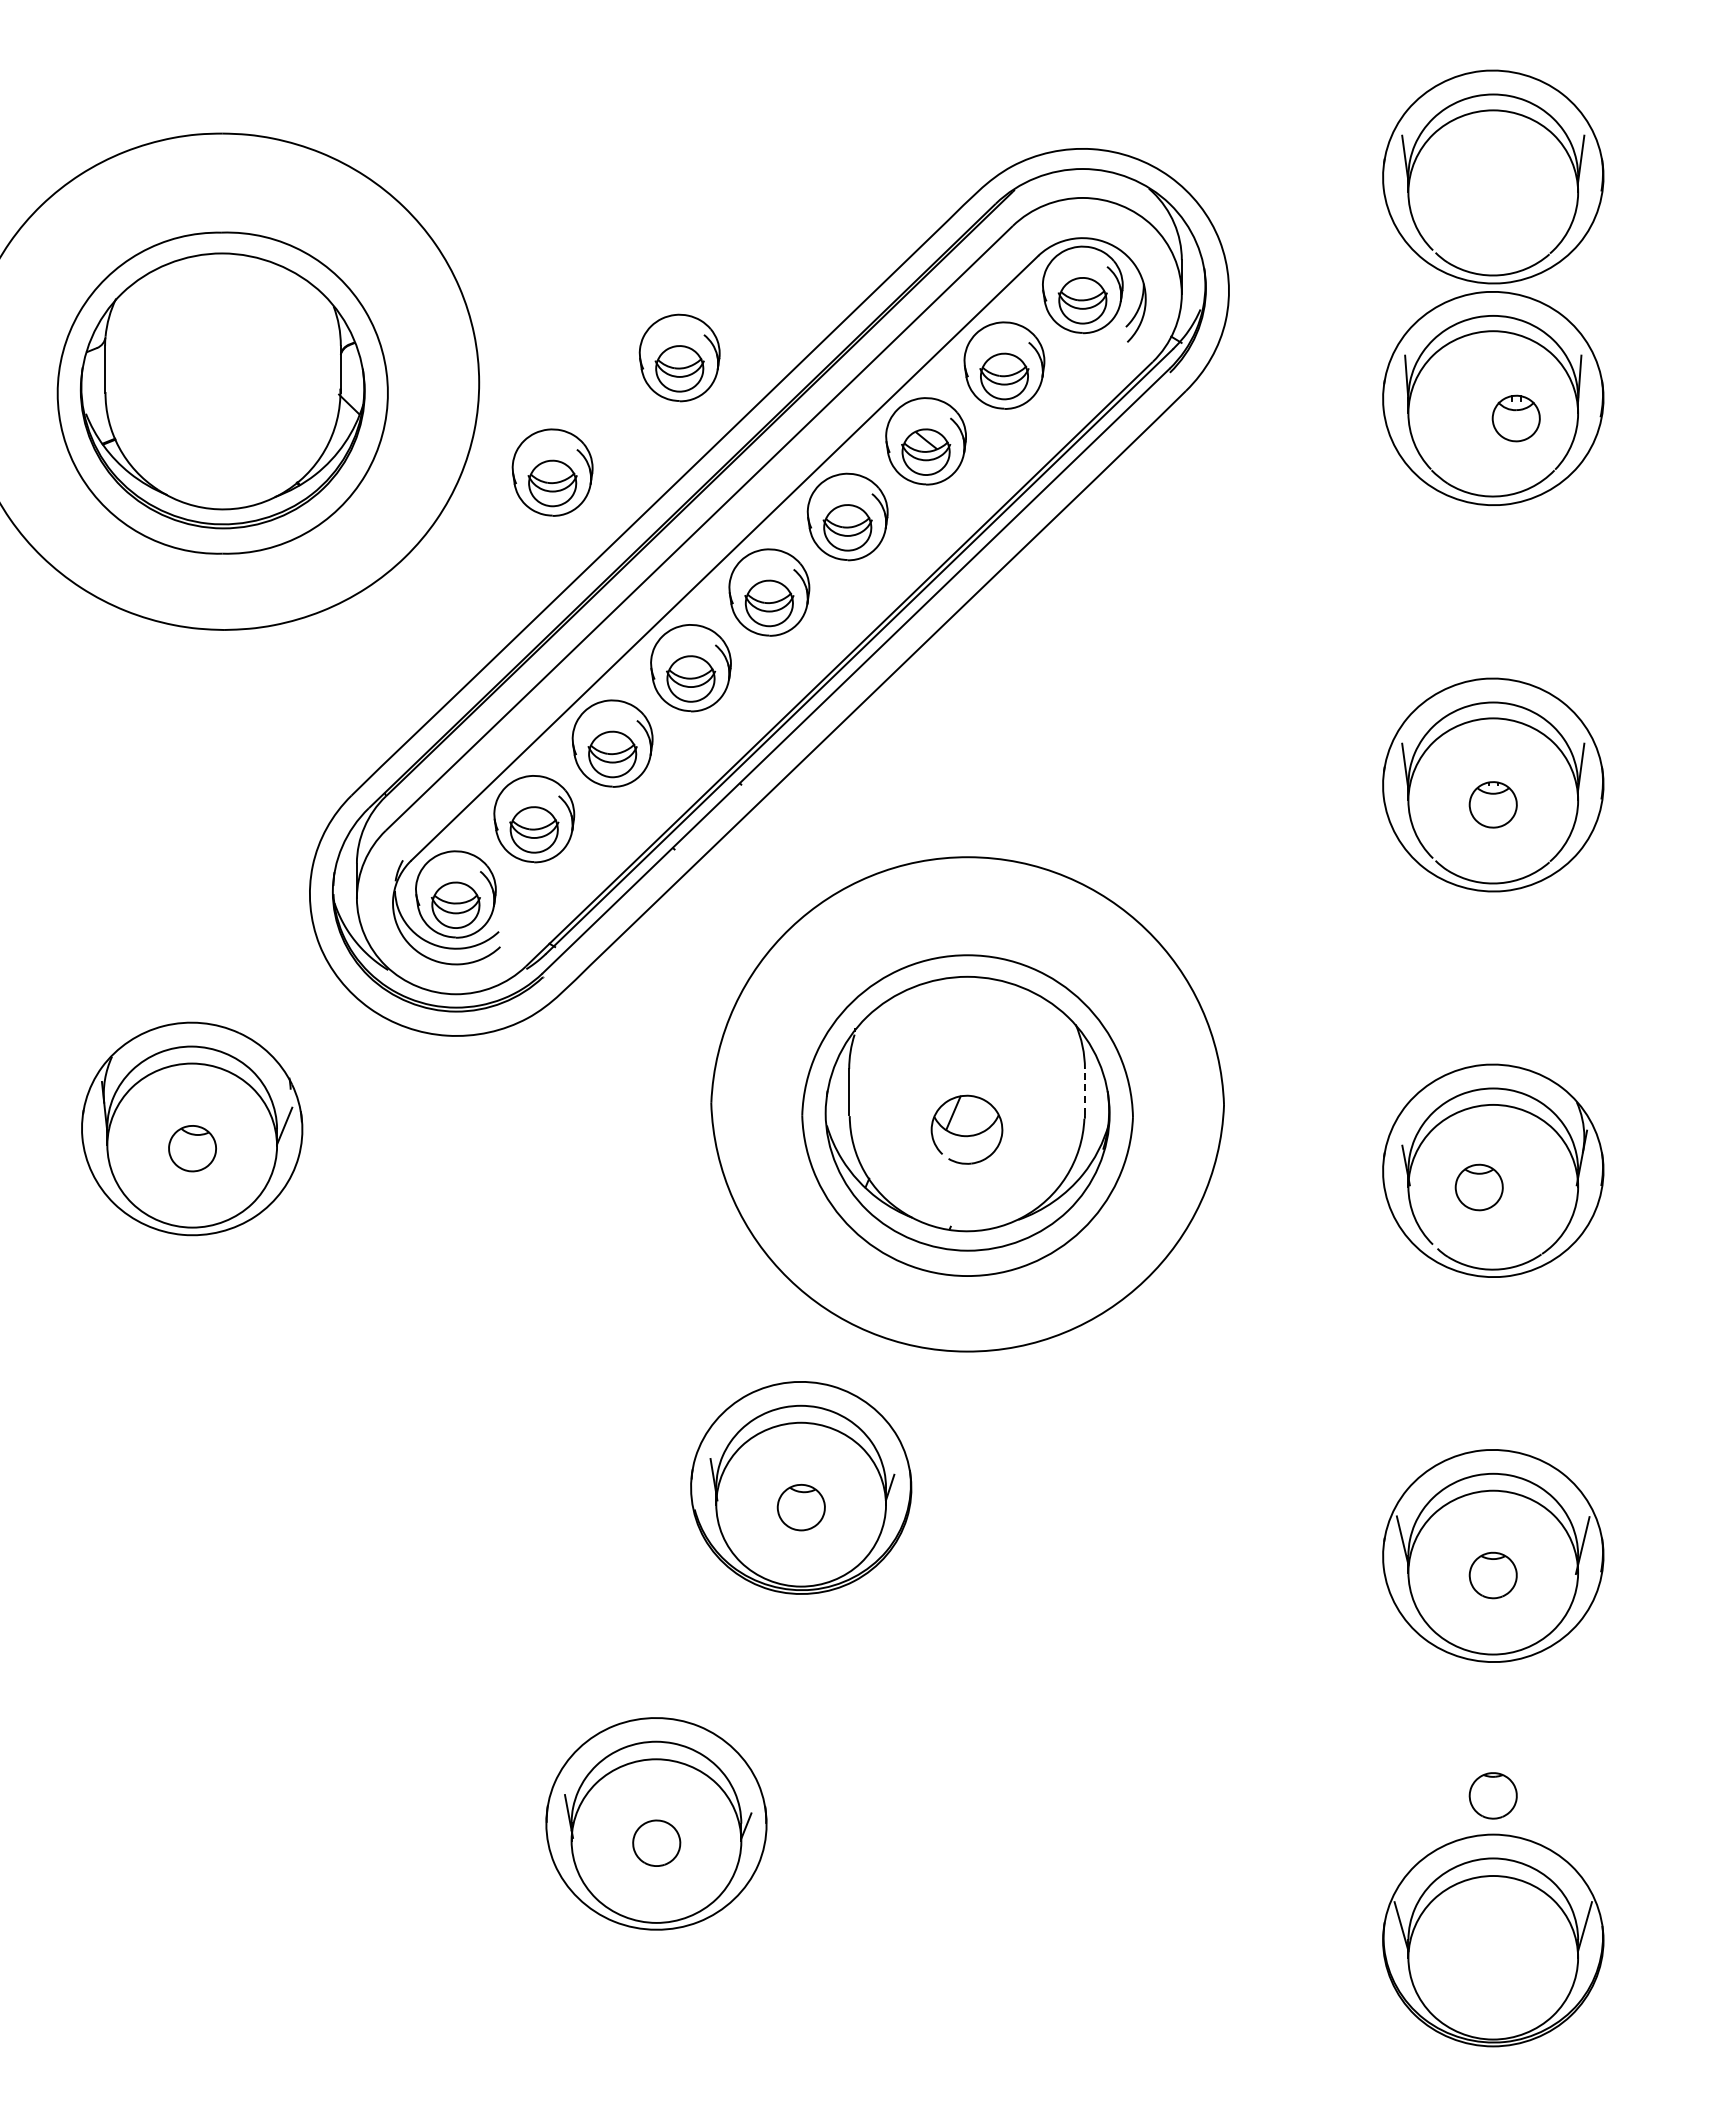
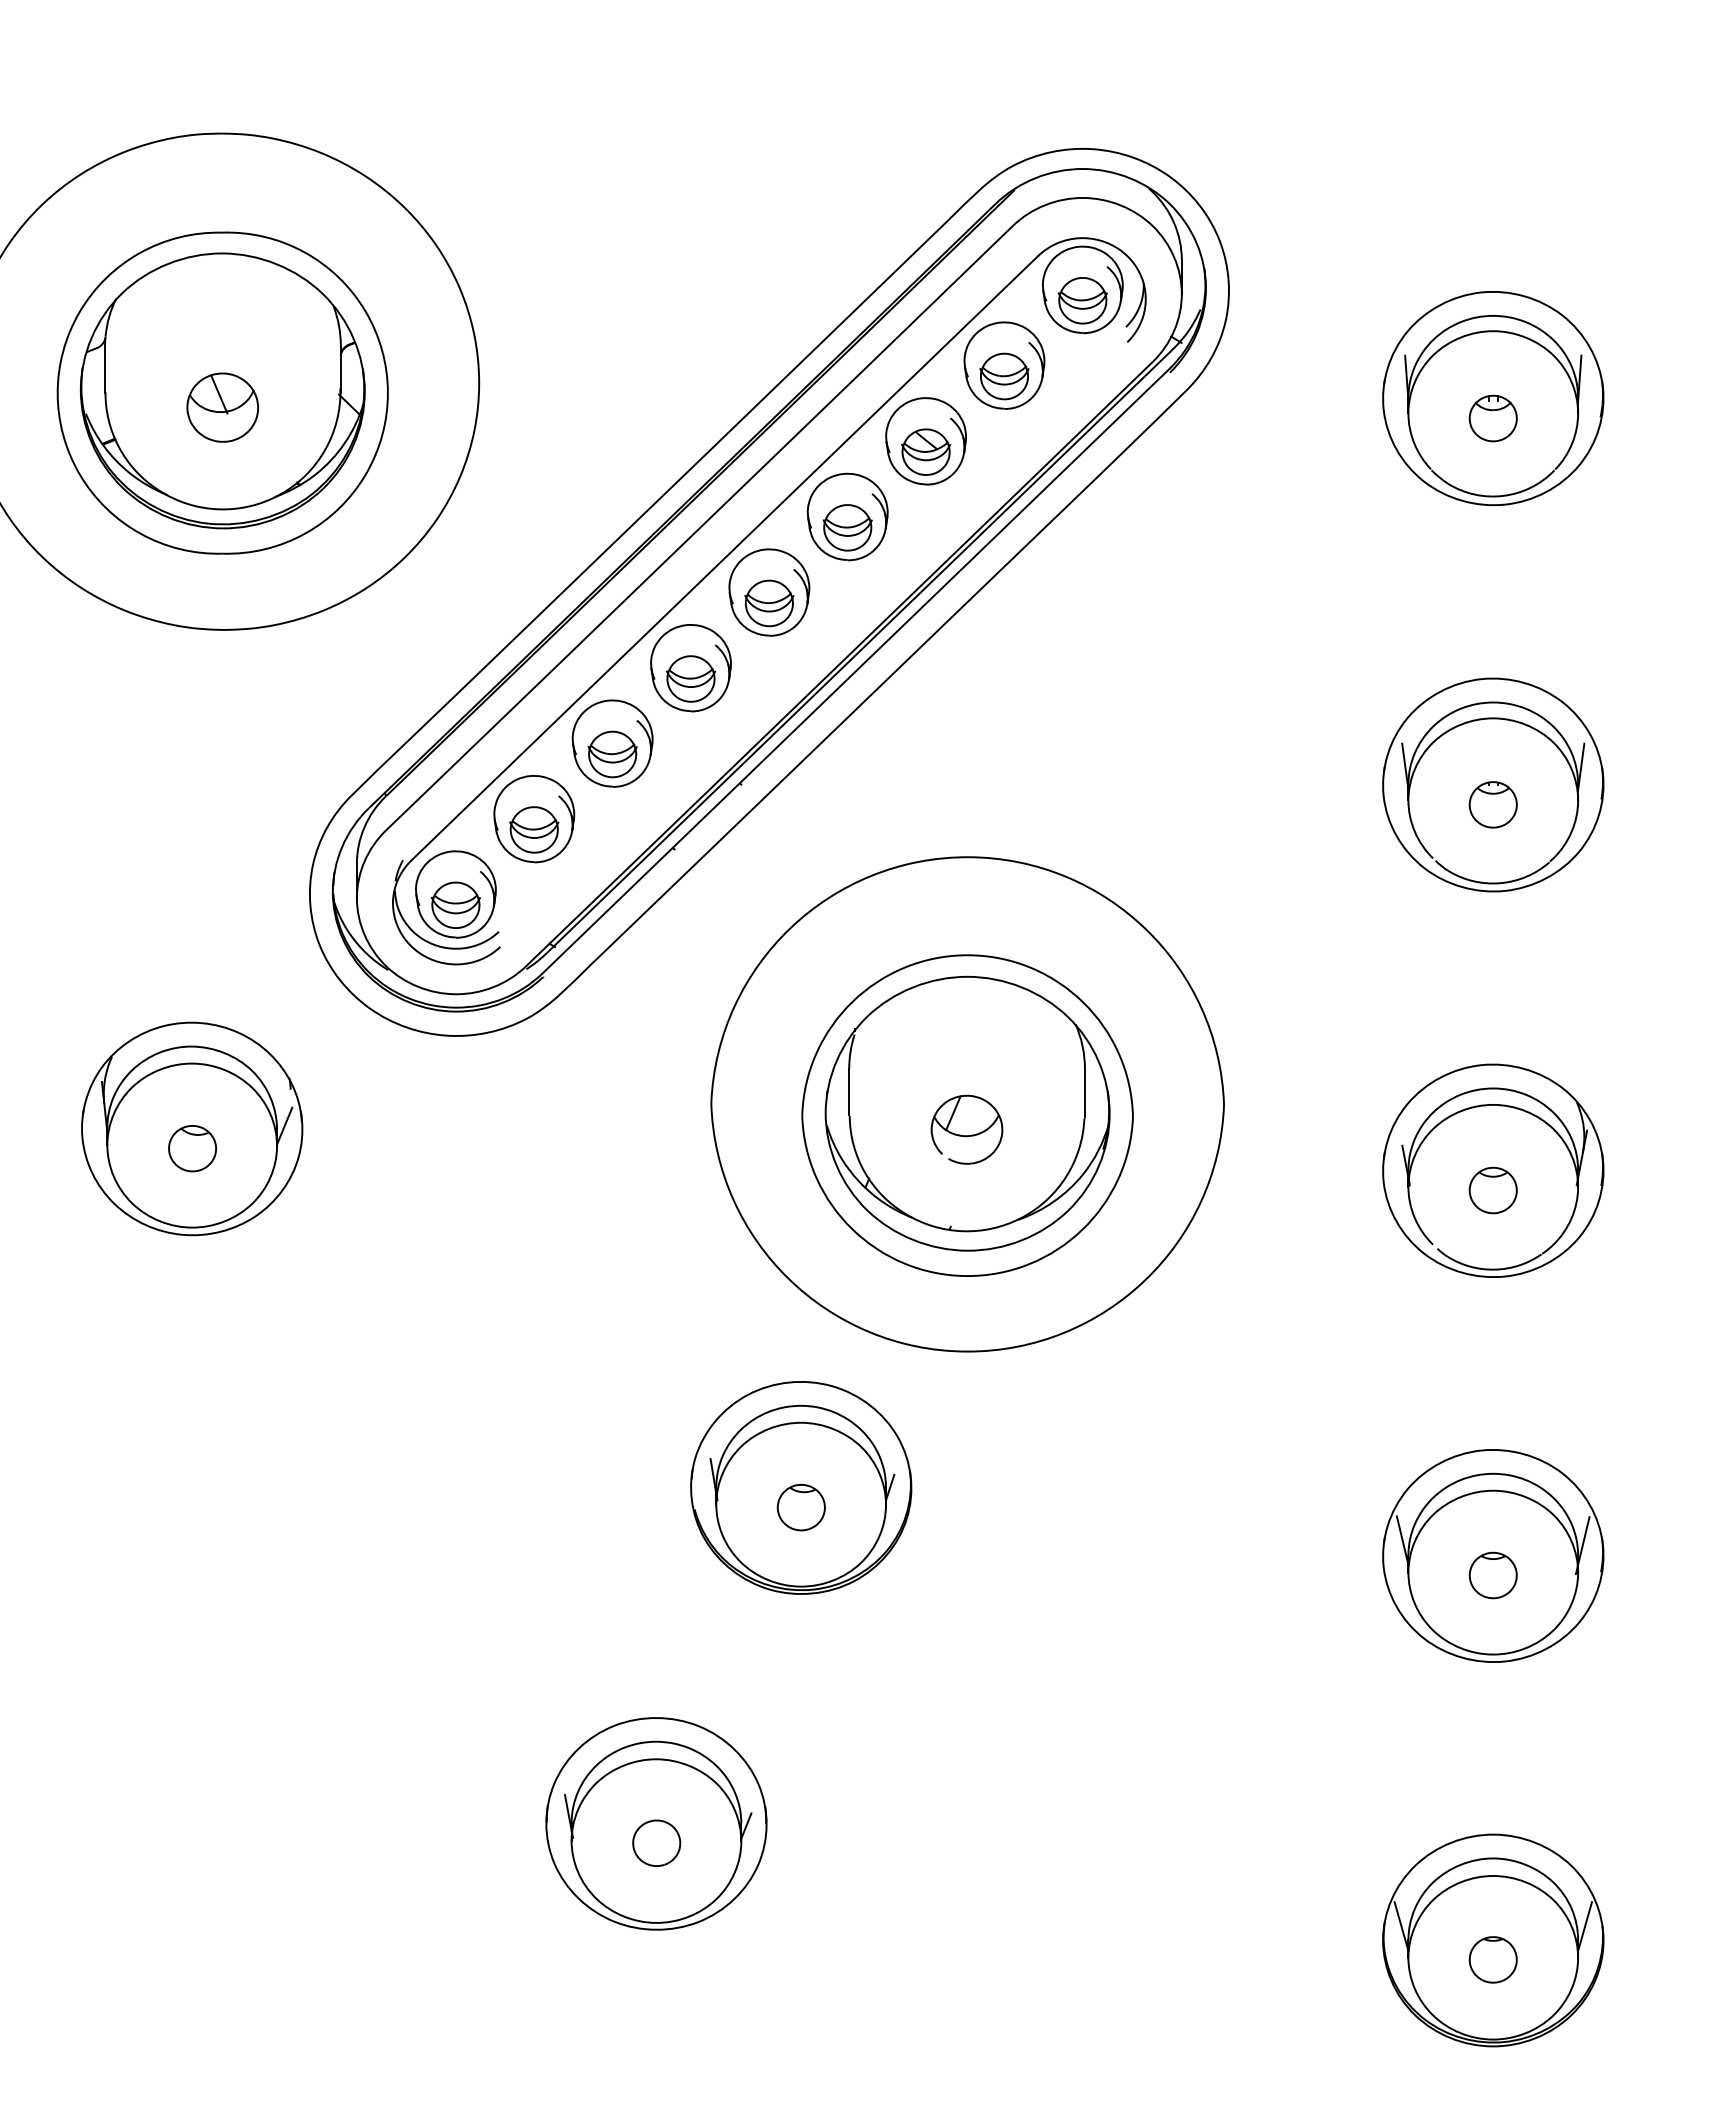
part: present -> none (1493, 176)
part: present -> none (679, 357)
part: none -> present (222, 407)
part position: (1515, 418) -> (1492, 418) (1492, 418)
part: present -> none (552, 472)
line: dashed -> solid (1084, 1091)
part position: (1478, 1187) -> (1492, 1190) (1492, 1190)
part position: (1492, 1795) -> (1492, 1959) (1492, 1959)
